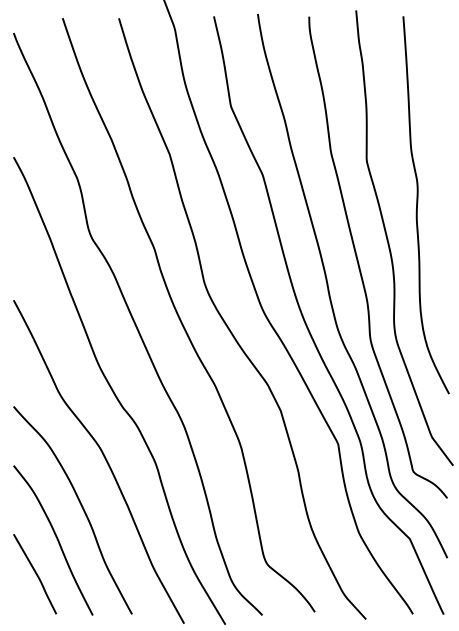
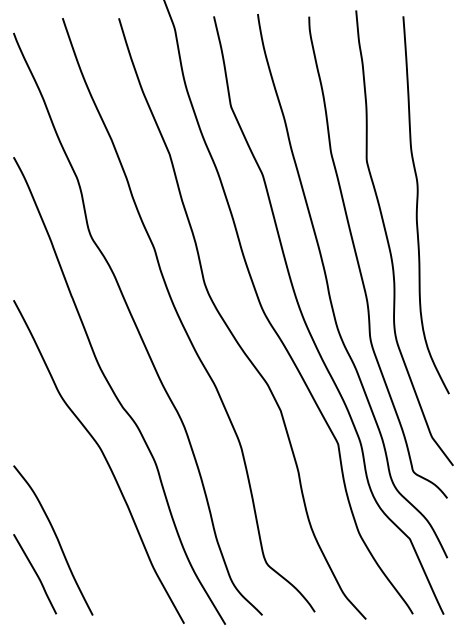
curve: present -> none (80, 505)
